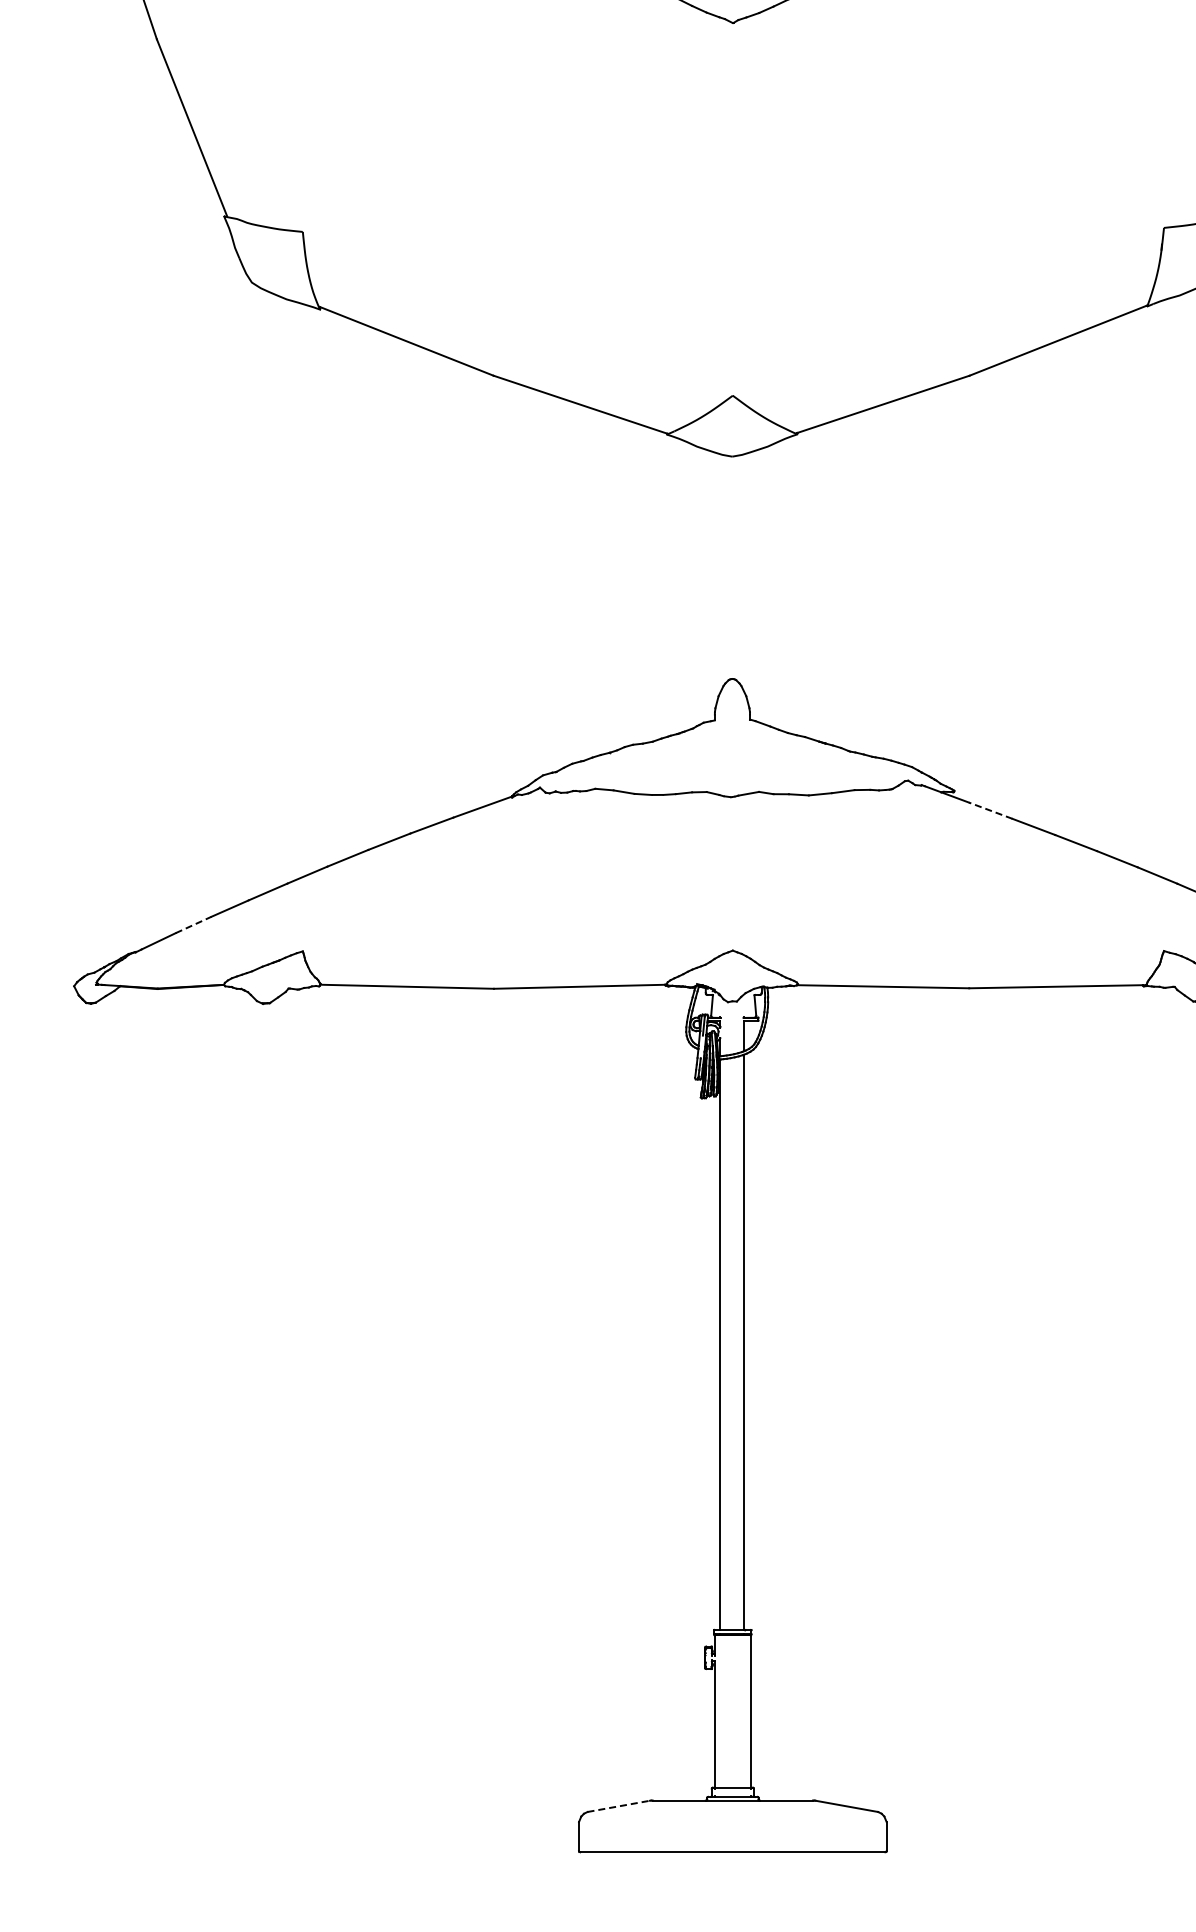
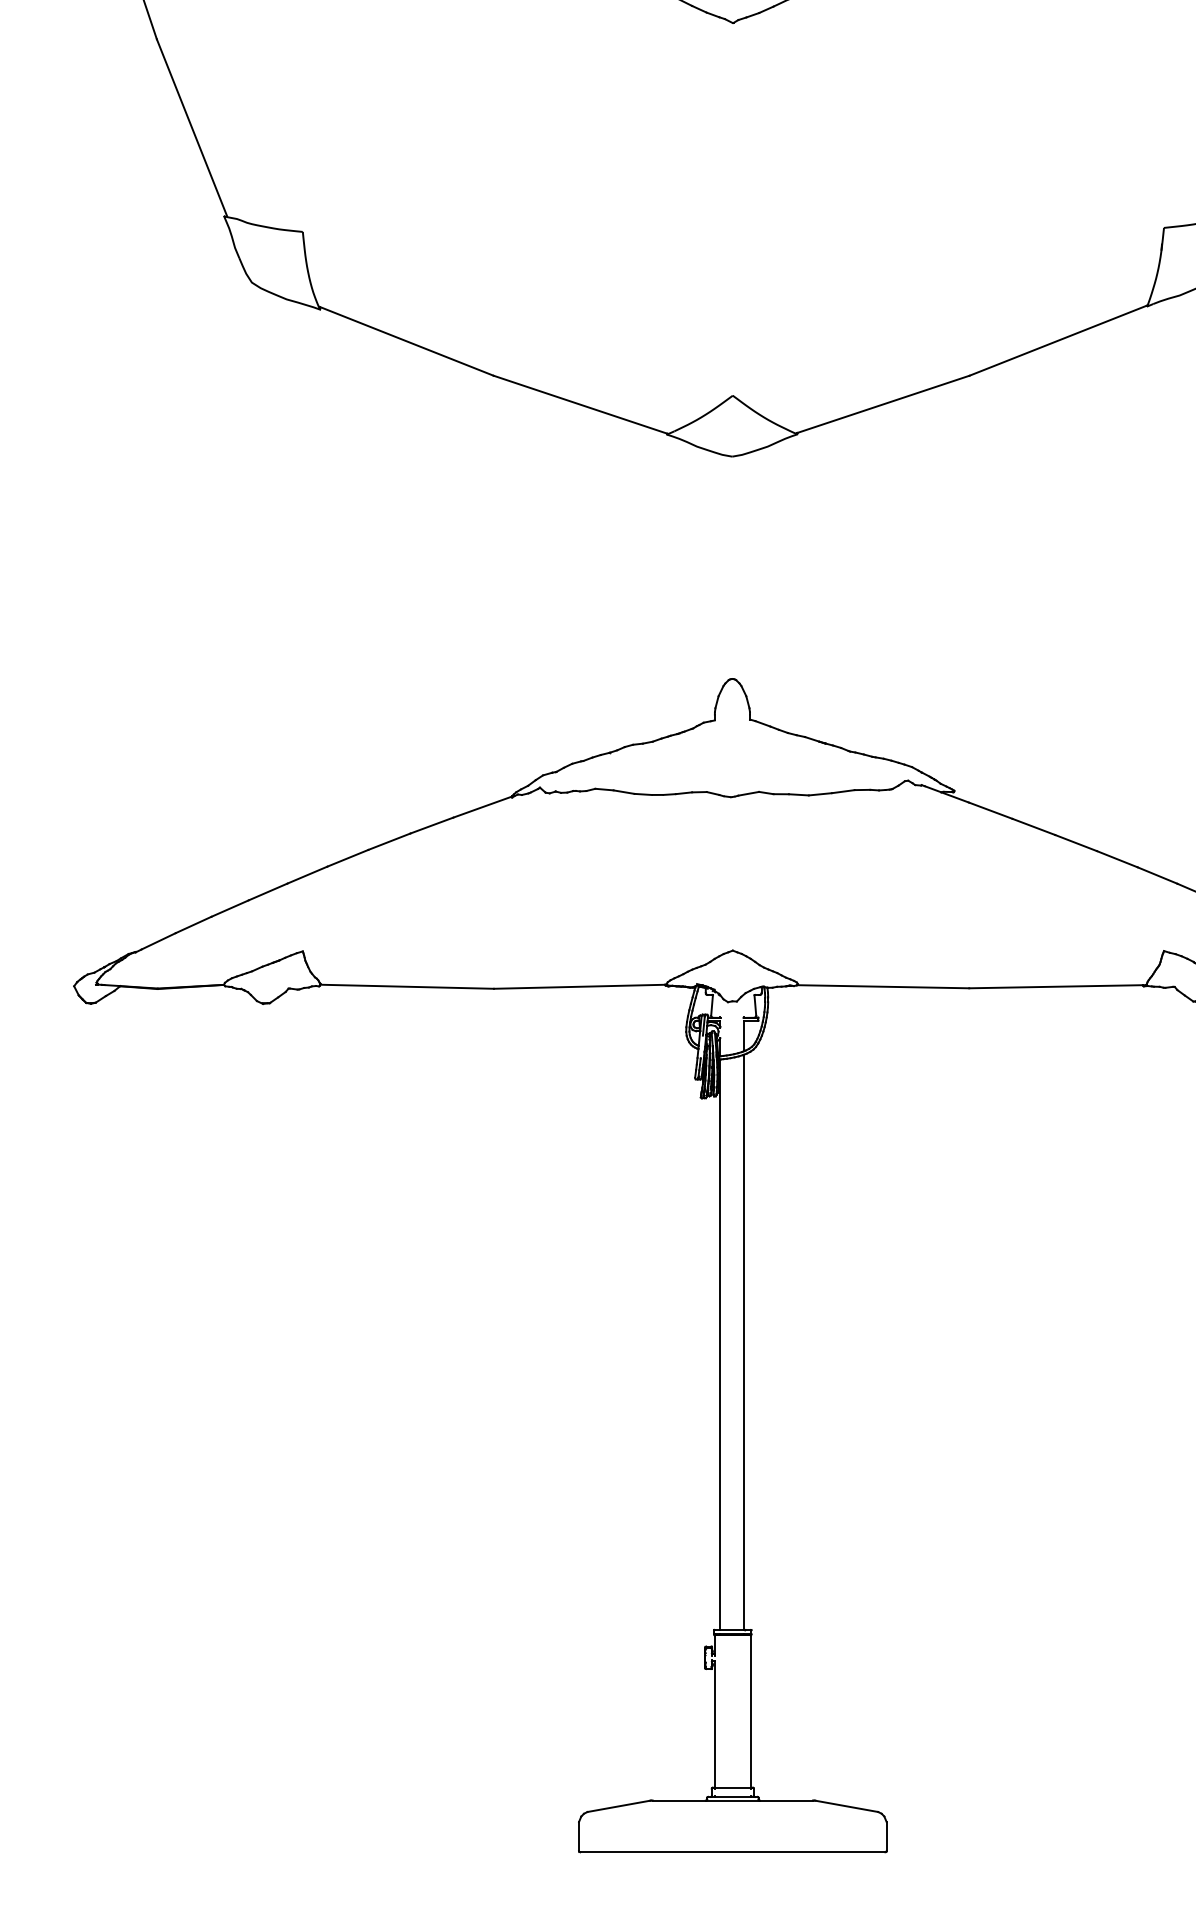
line: dashed -> solid (990, 810)
line: dashed -> solid (193, 924)
line: dashed -> solid (618, 1806)
